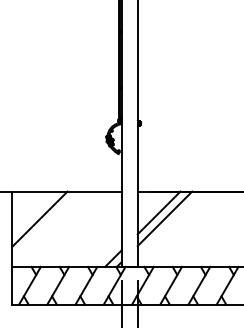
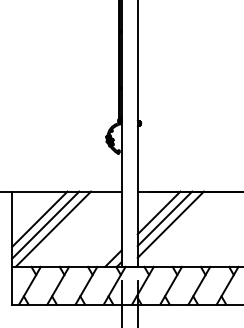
line: none -> present (45, 224)
line: none -> present (170, 224)
line: none -> present (53, 228)
